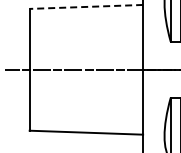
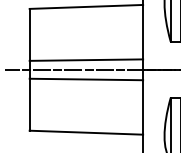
line: dashed -> solid (86, 6)
line: none -> present (86, 59)
line: none -> present (86, 79)
